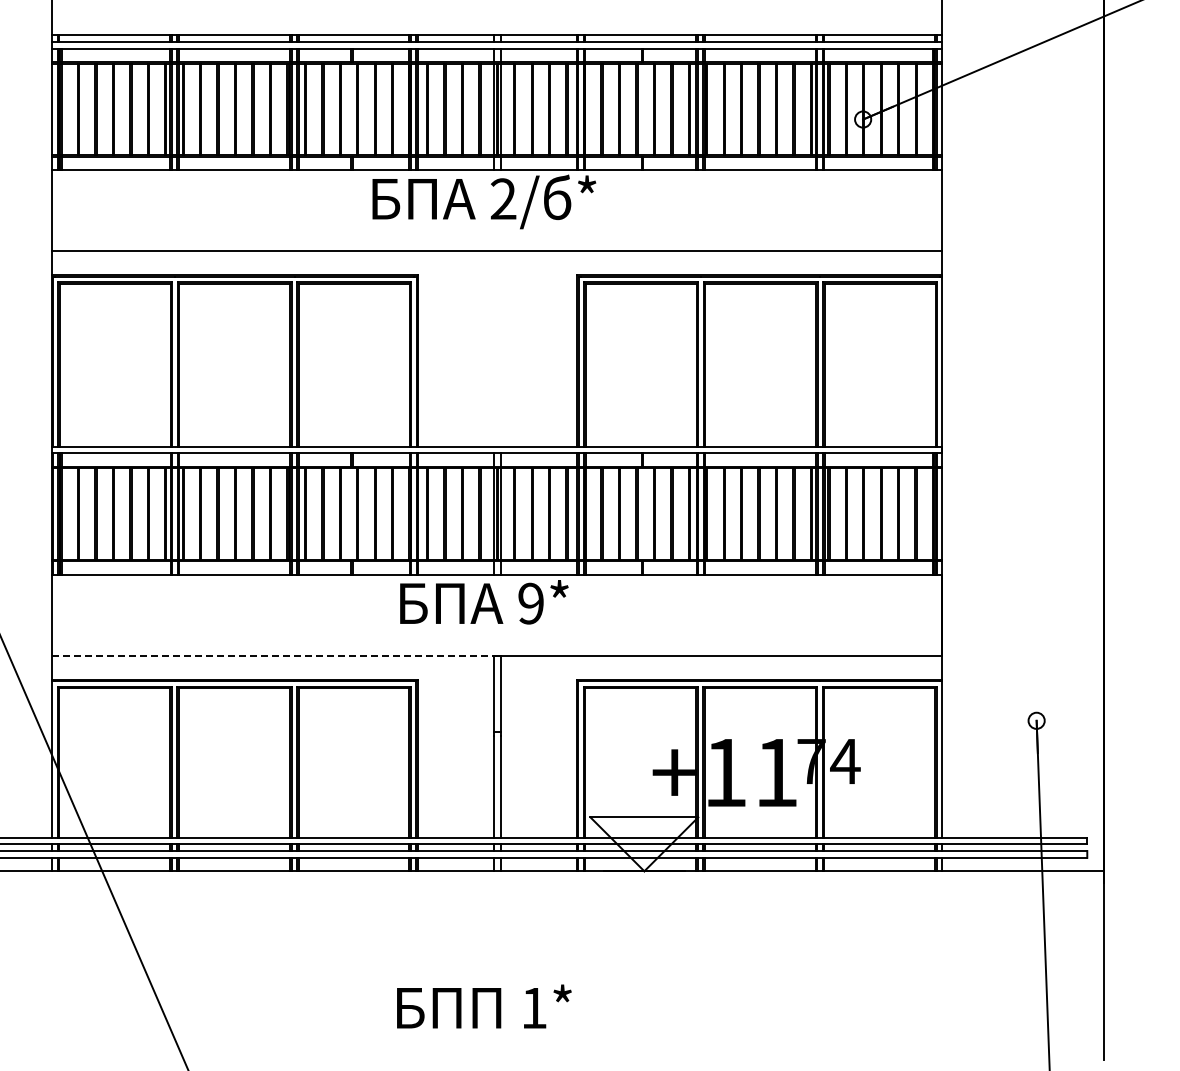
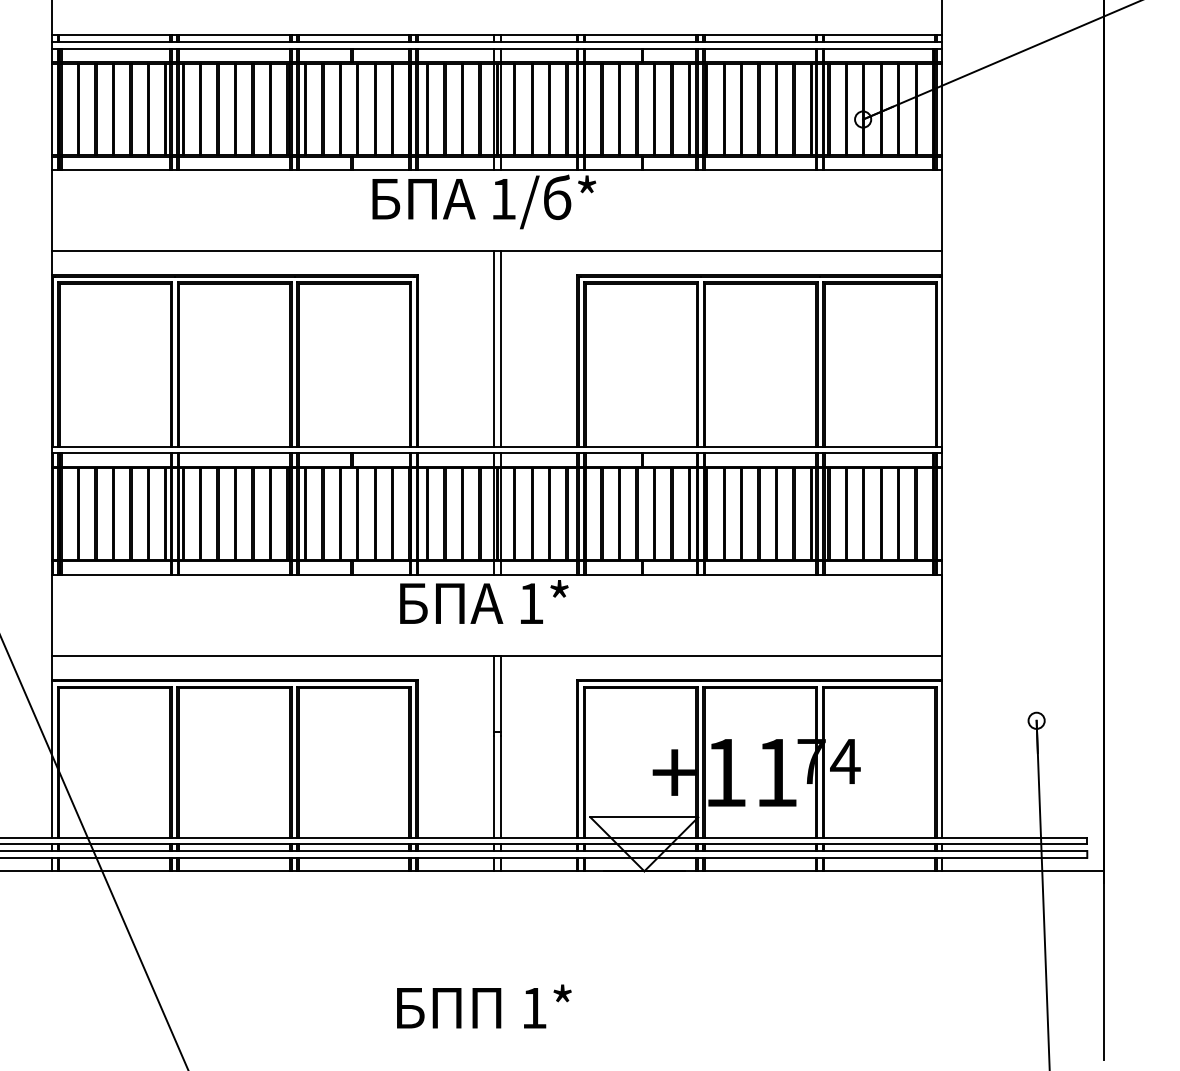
text: 2/ -> 1/ (503, 198)
line: none -> present (493, 348)
line: none -> present (500, 348)
text: 9* -> 1* (530, 603)
line: dashed -> solid (273, 655)
